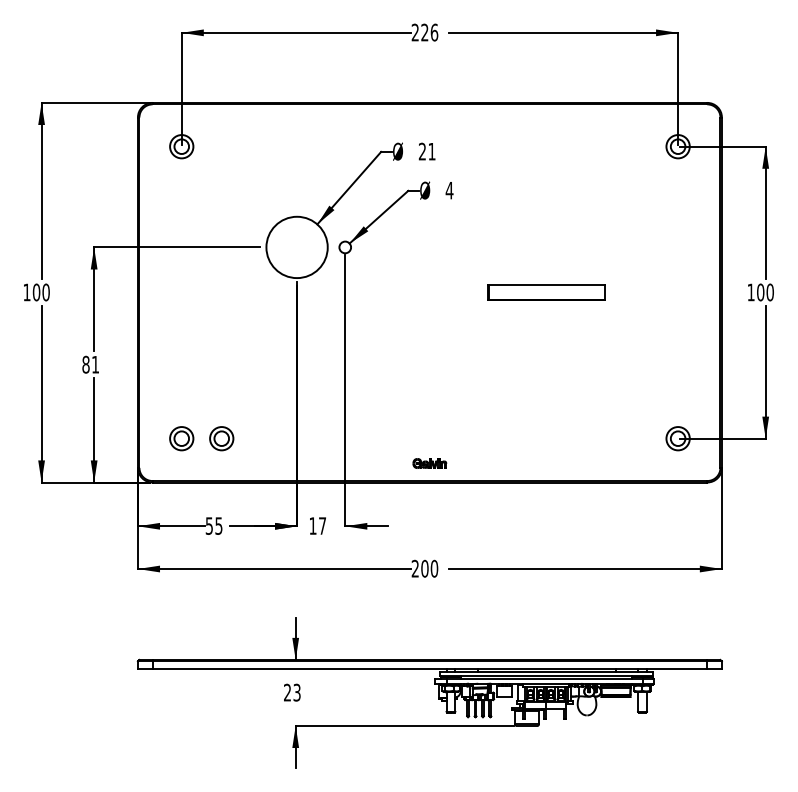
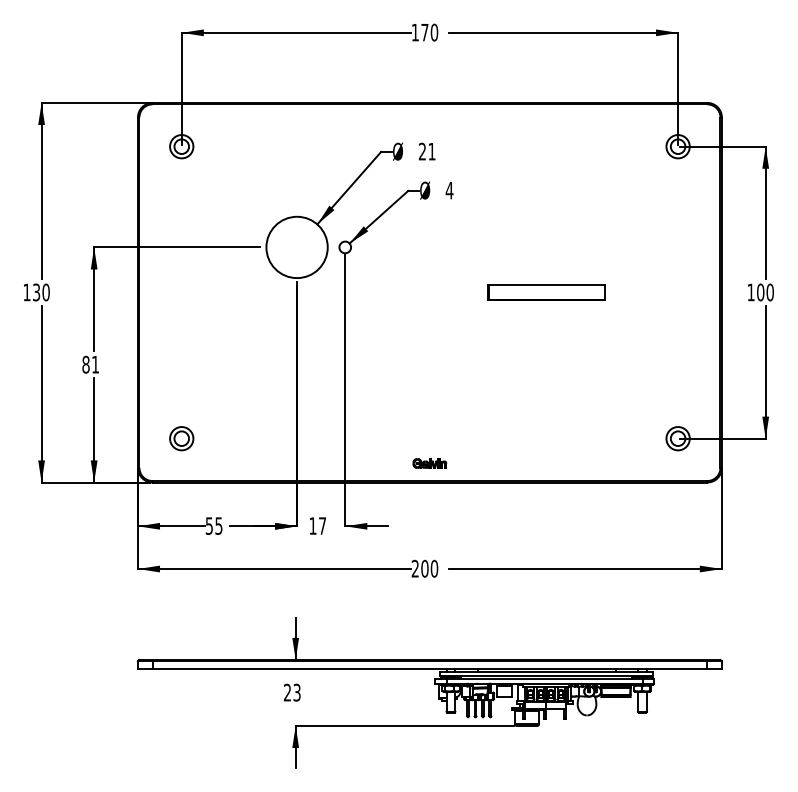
text: 226 -> 170 (424, 32)
text: 100 -> 130 (36, 292)
part: present -> none (221, 438)
